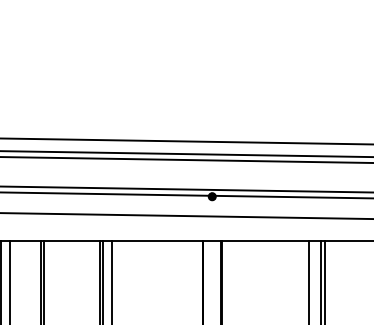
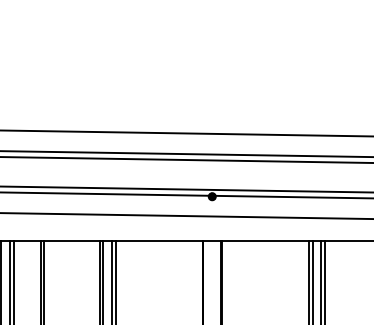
line position: (186, 141) -> (186, 133) (186, 133)
line: none -> present (13, 281)
line: none -> present (115, 281)
line: none -> present (312, 281)
